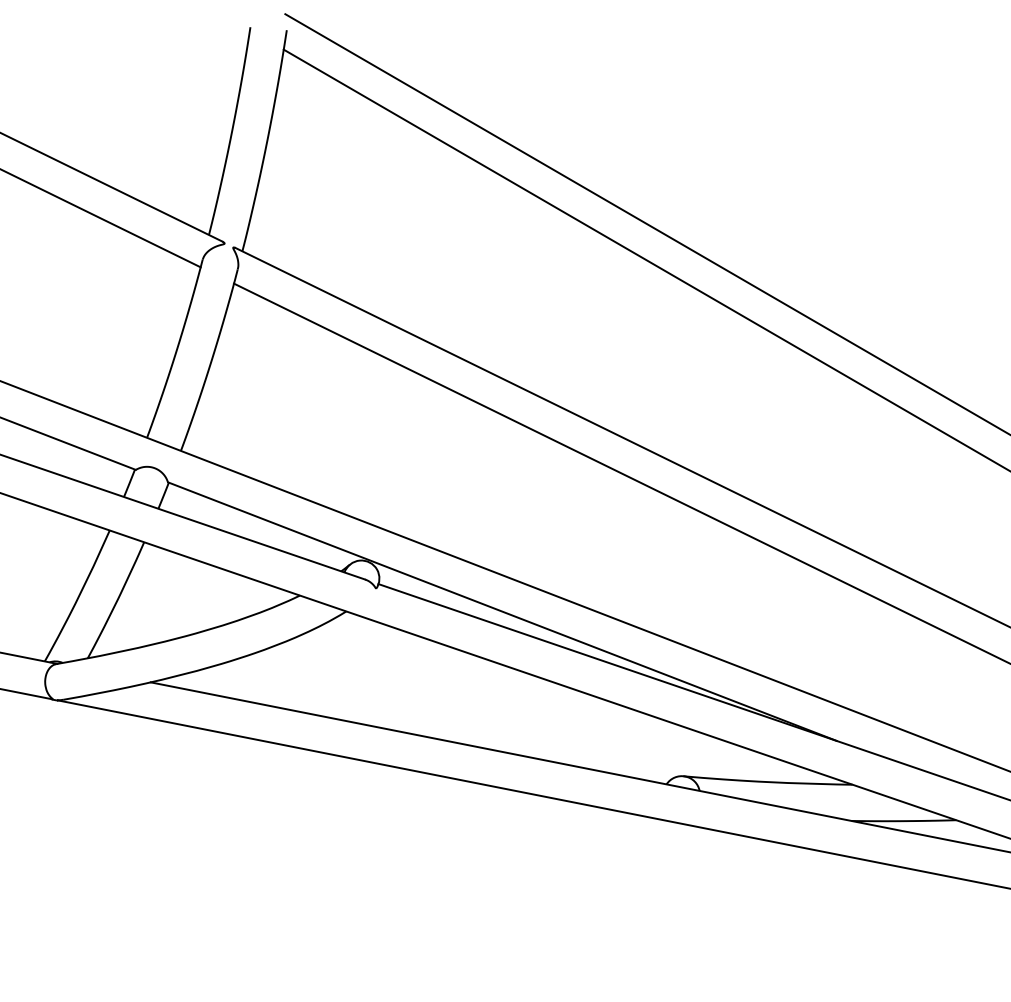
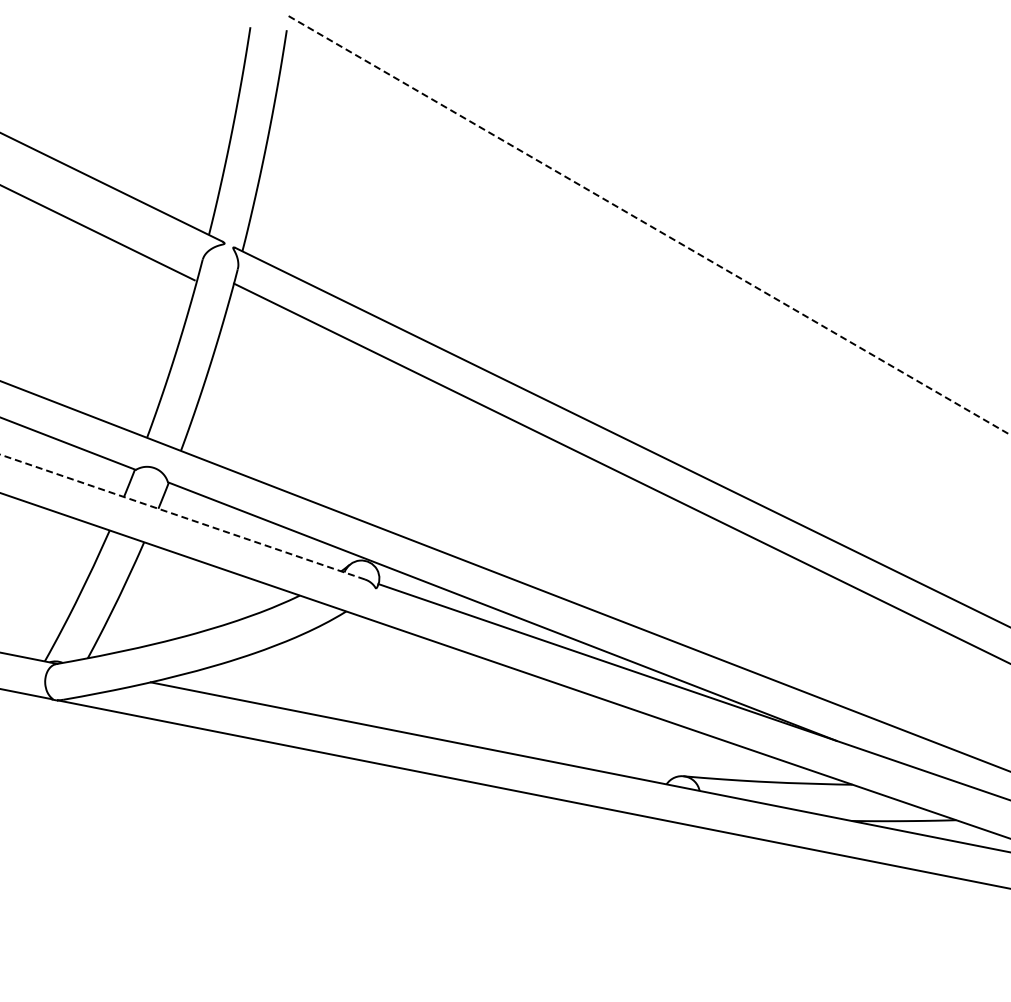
line position: (101, 218) -> (98, 233) (98, 233)
line: solid -> dashed (647, 224)
line: present -> none (645, 259)
line: solid -> dashed (182, 517)
